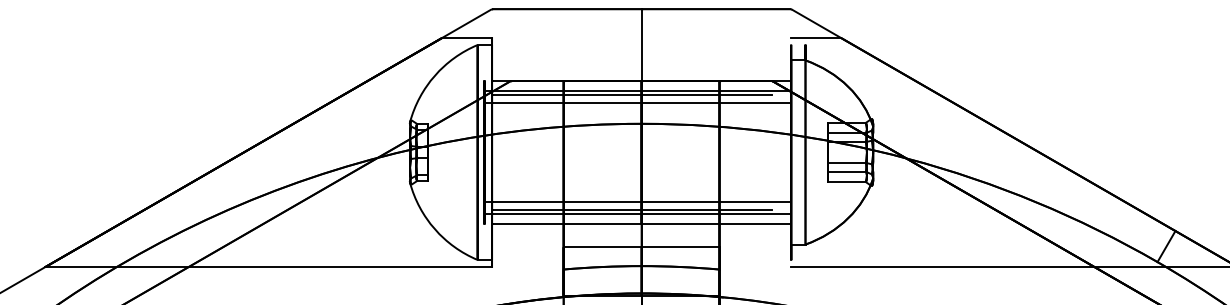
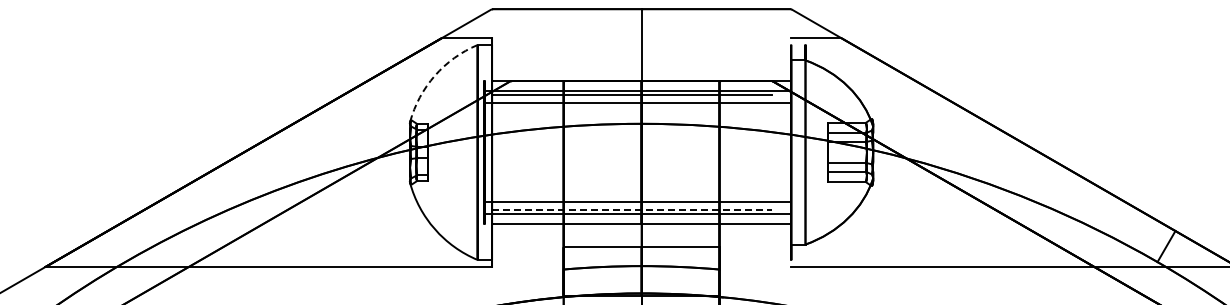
arc: solid -> dashed (434, 75)
line: solid -> dashed (631, 209)
